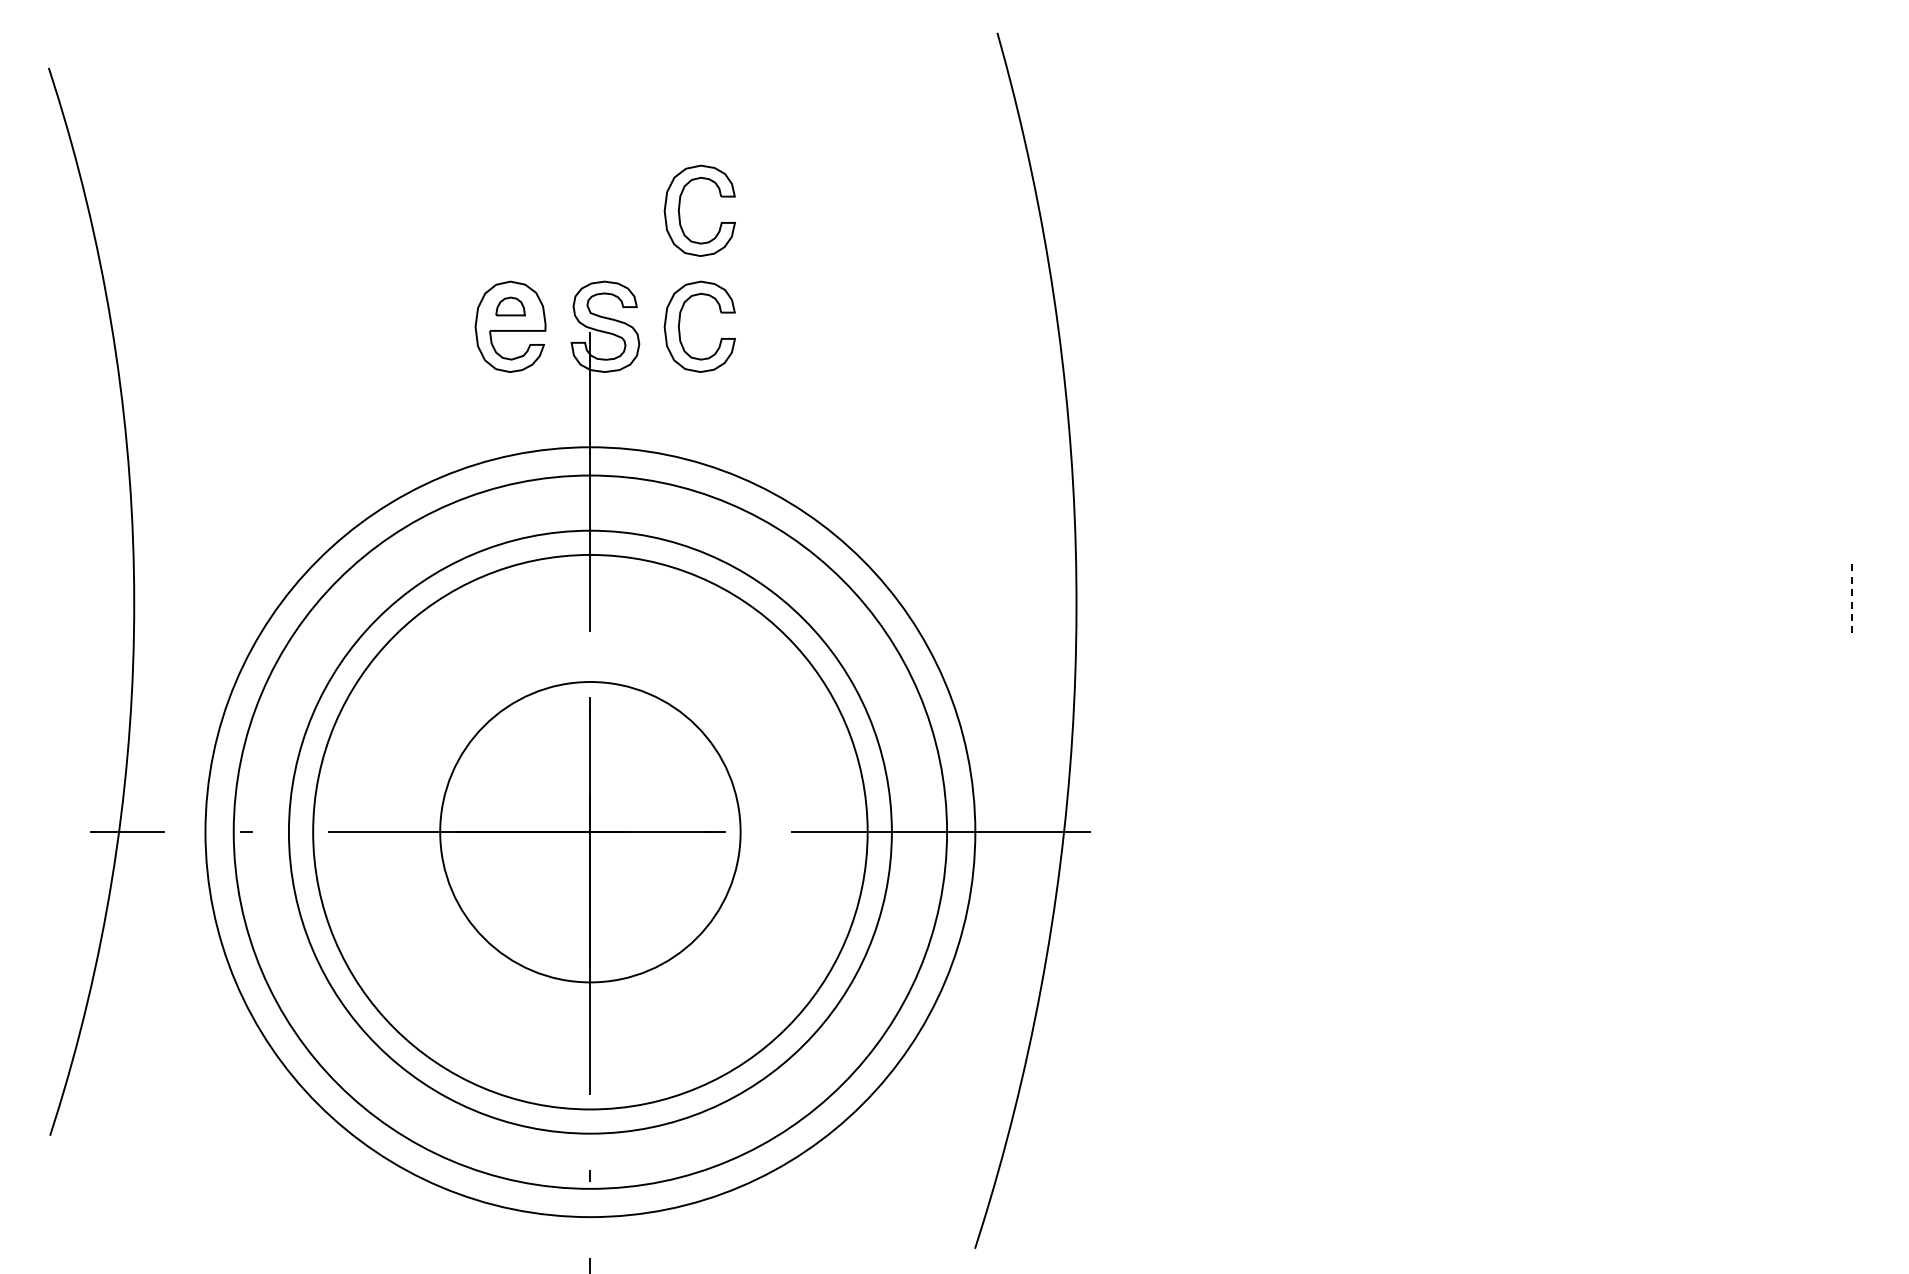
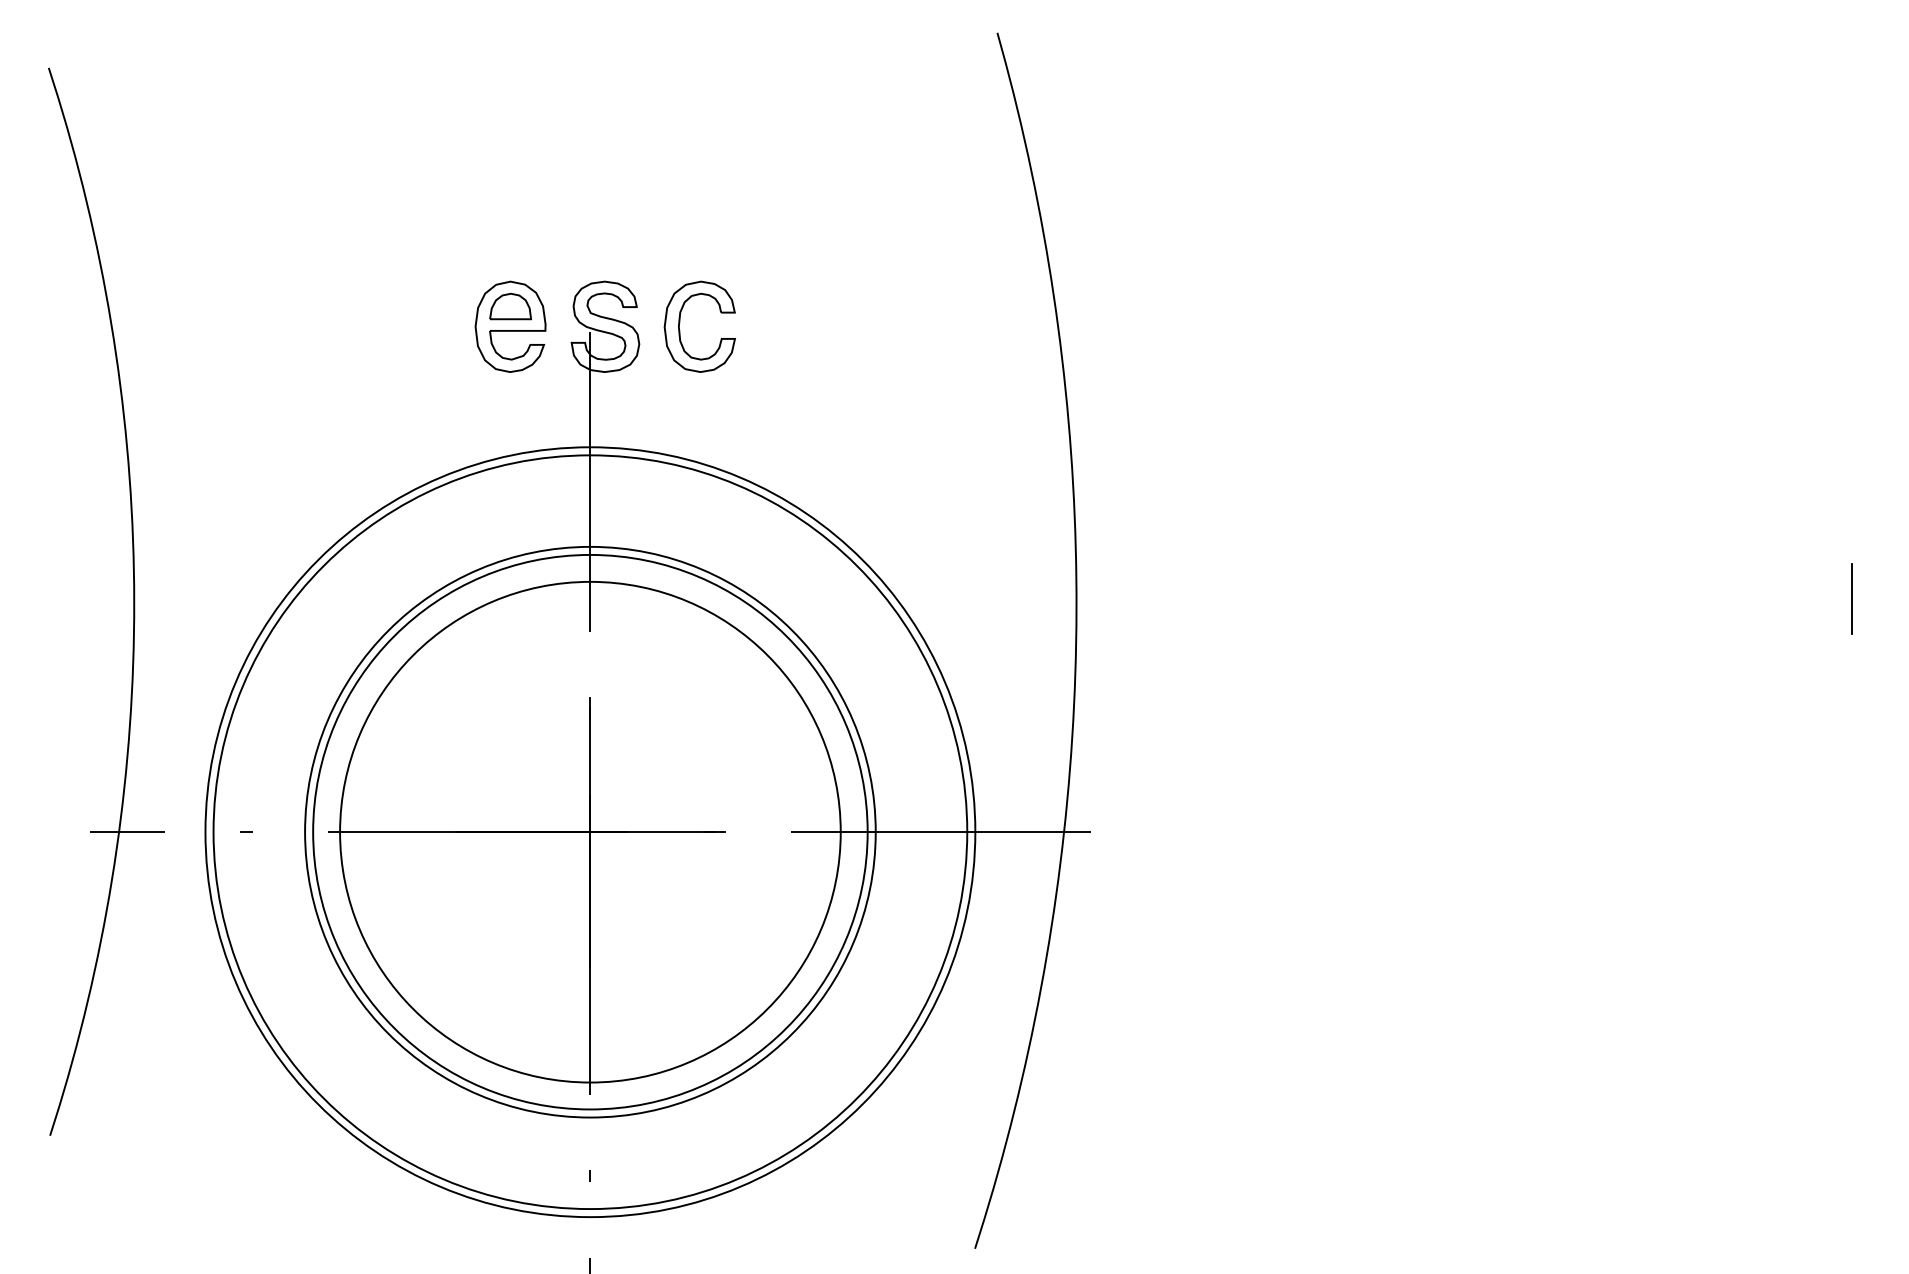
part: present -> none (680, 207)
part size: 31x21 px -> 43x29 px (510, 306)
line: dashed -> solid (1851, 599)
circle diameter: 603 px -> 754 px (590, 832)
circle diameter: 713 px -> 571 px (590, 831)
circle diameter: 300 px -> 501 px (590, 831)
